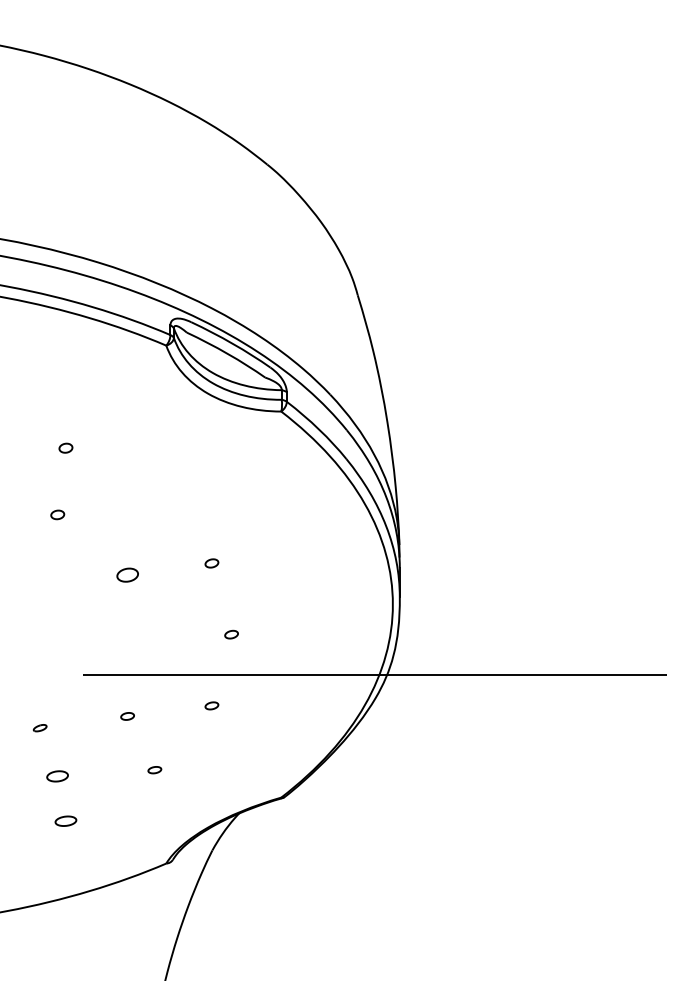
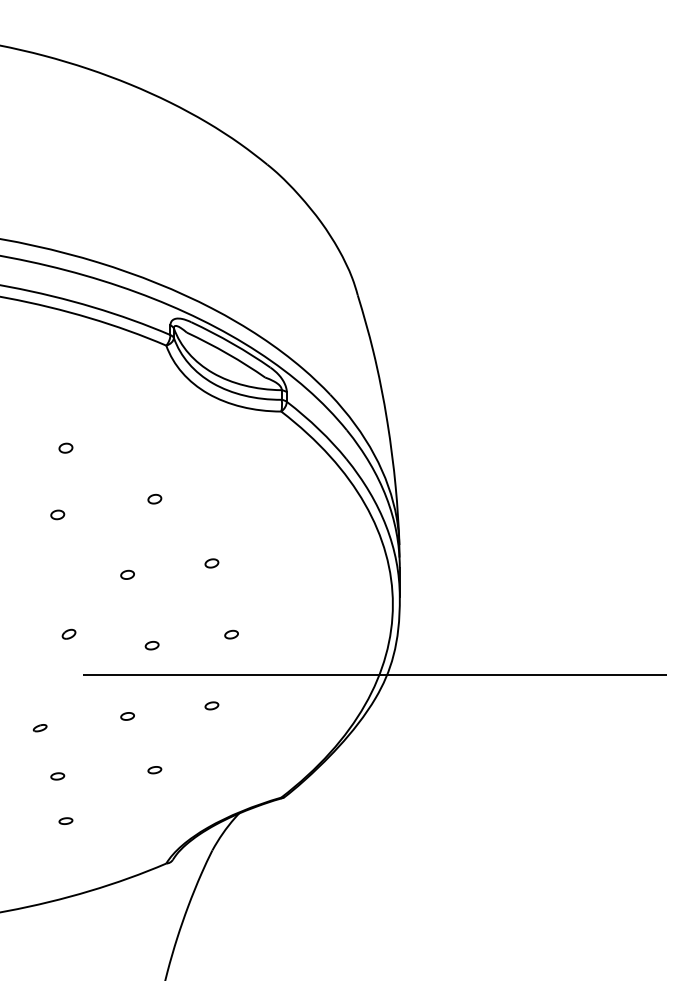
part: none -> present (154, 499)
part size: 23x16 px -> 15x11 px (127, 574)
part: none -> present (68, 633)
part: none -> present (151, 645)
part size: 23x13 px -> 16x9 px (57, 776)
part size: 24x12 px -> 16x8 px (65, 820)
